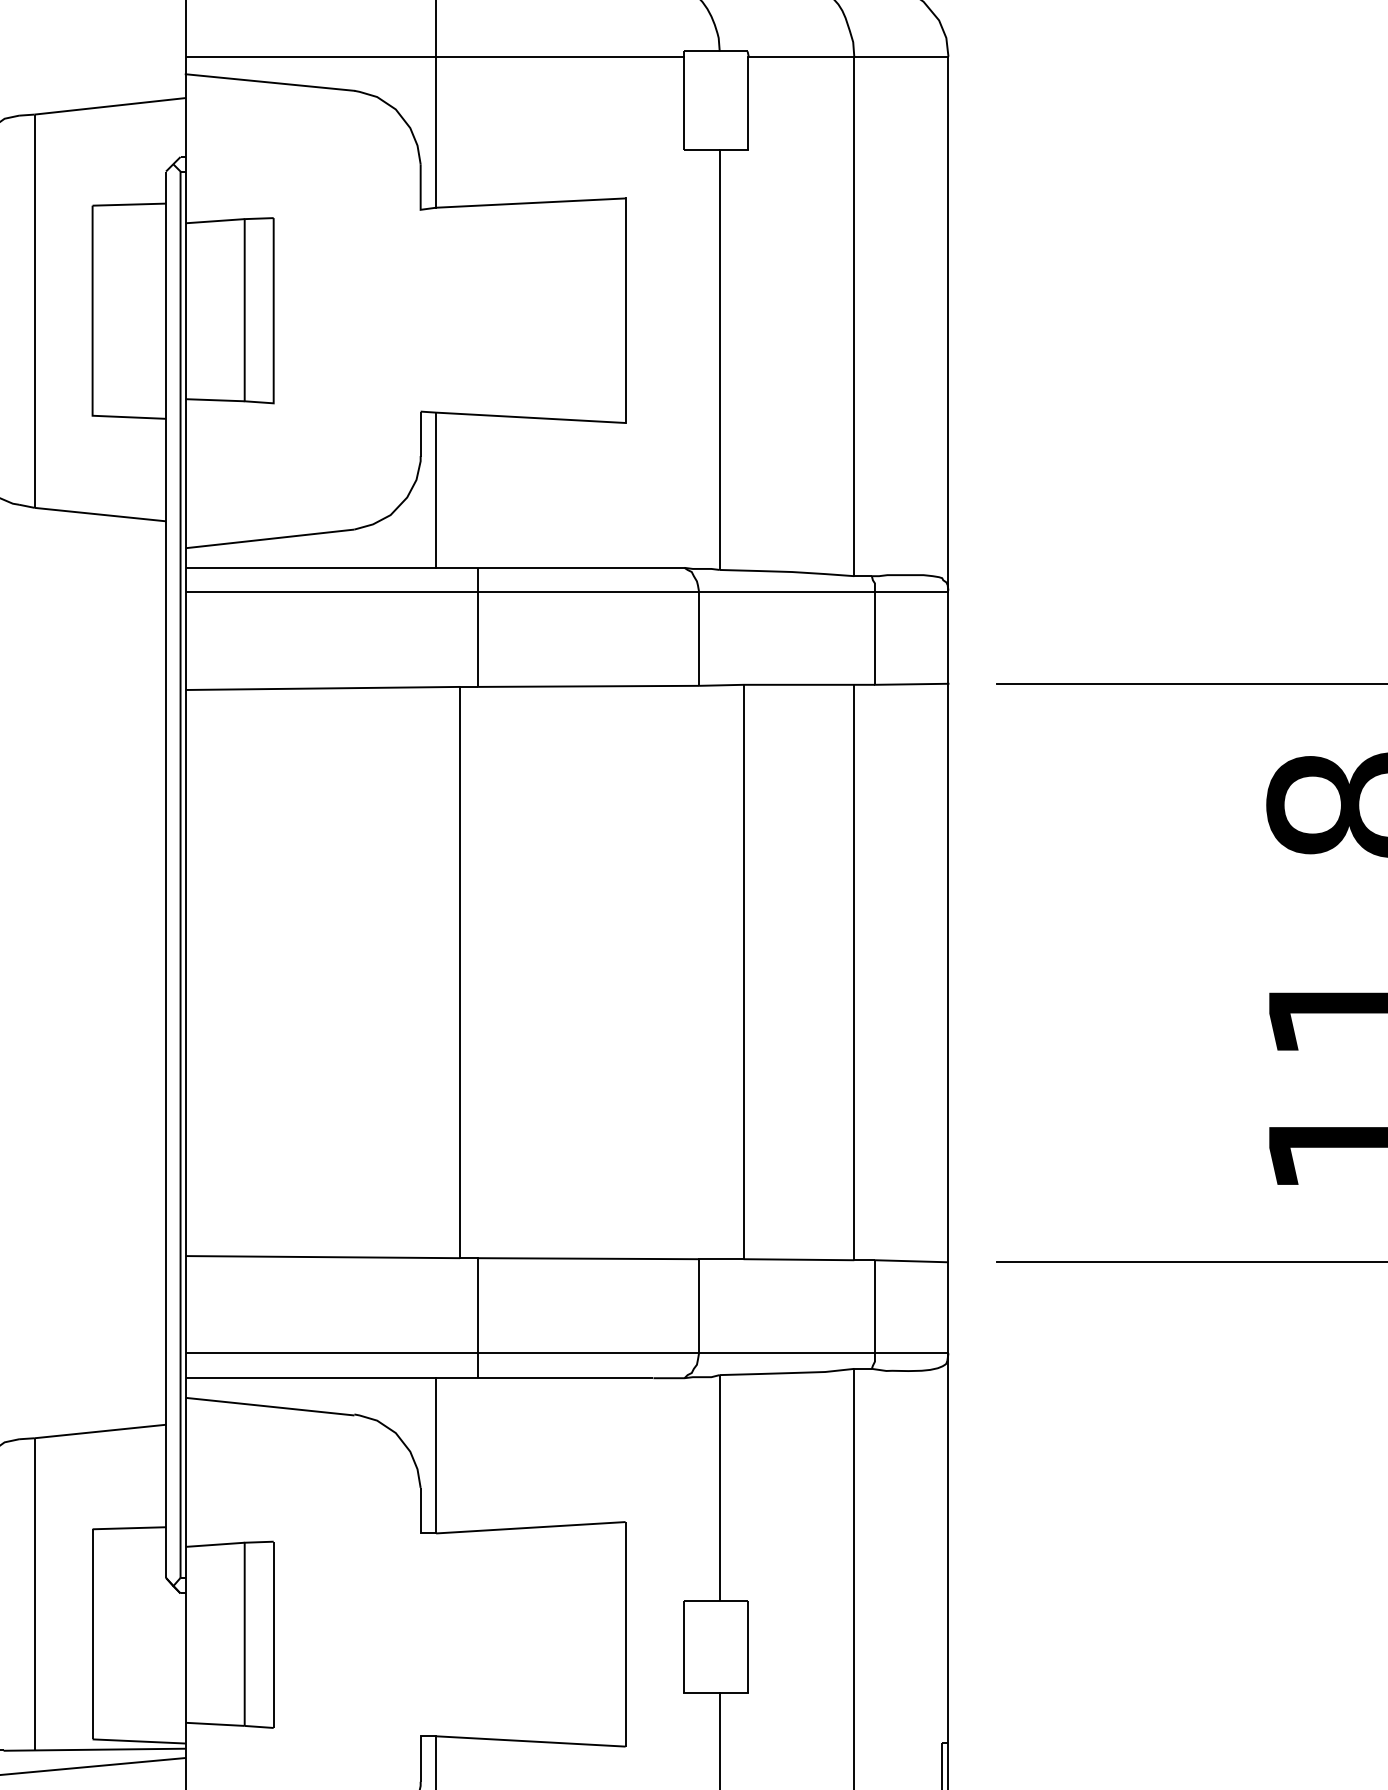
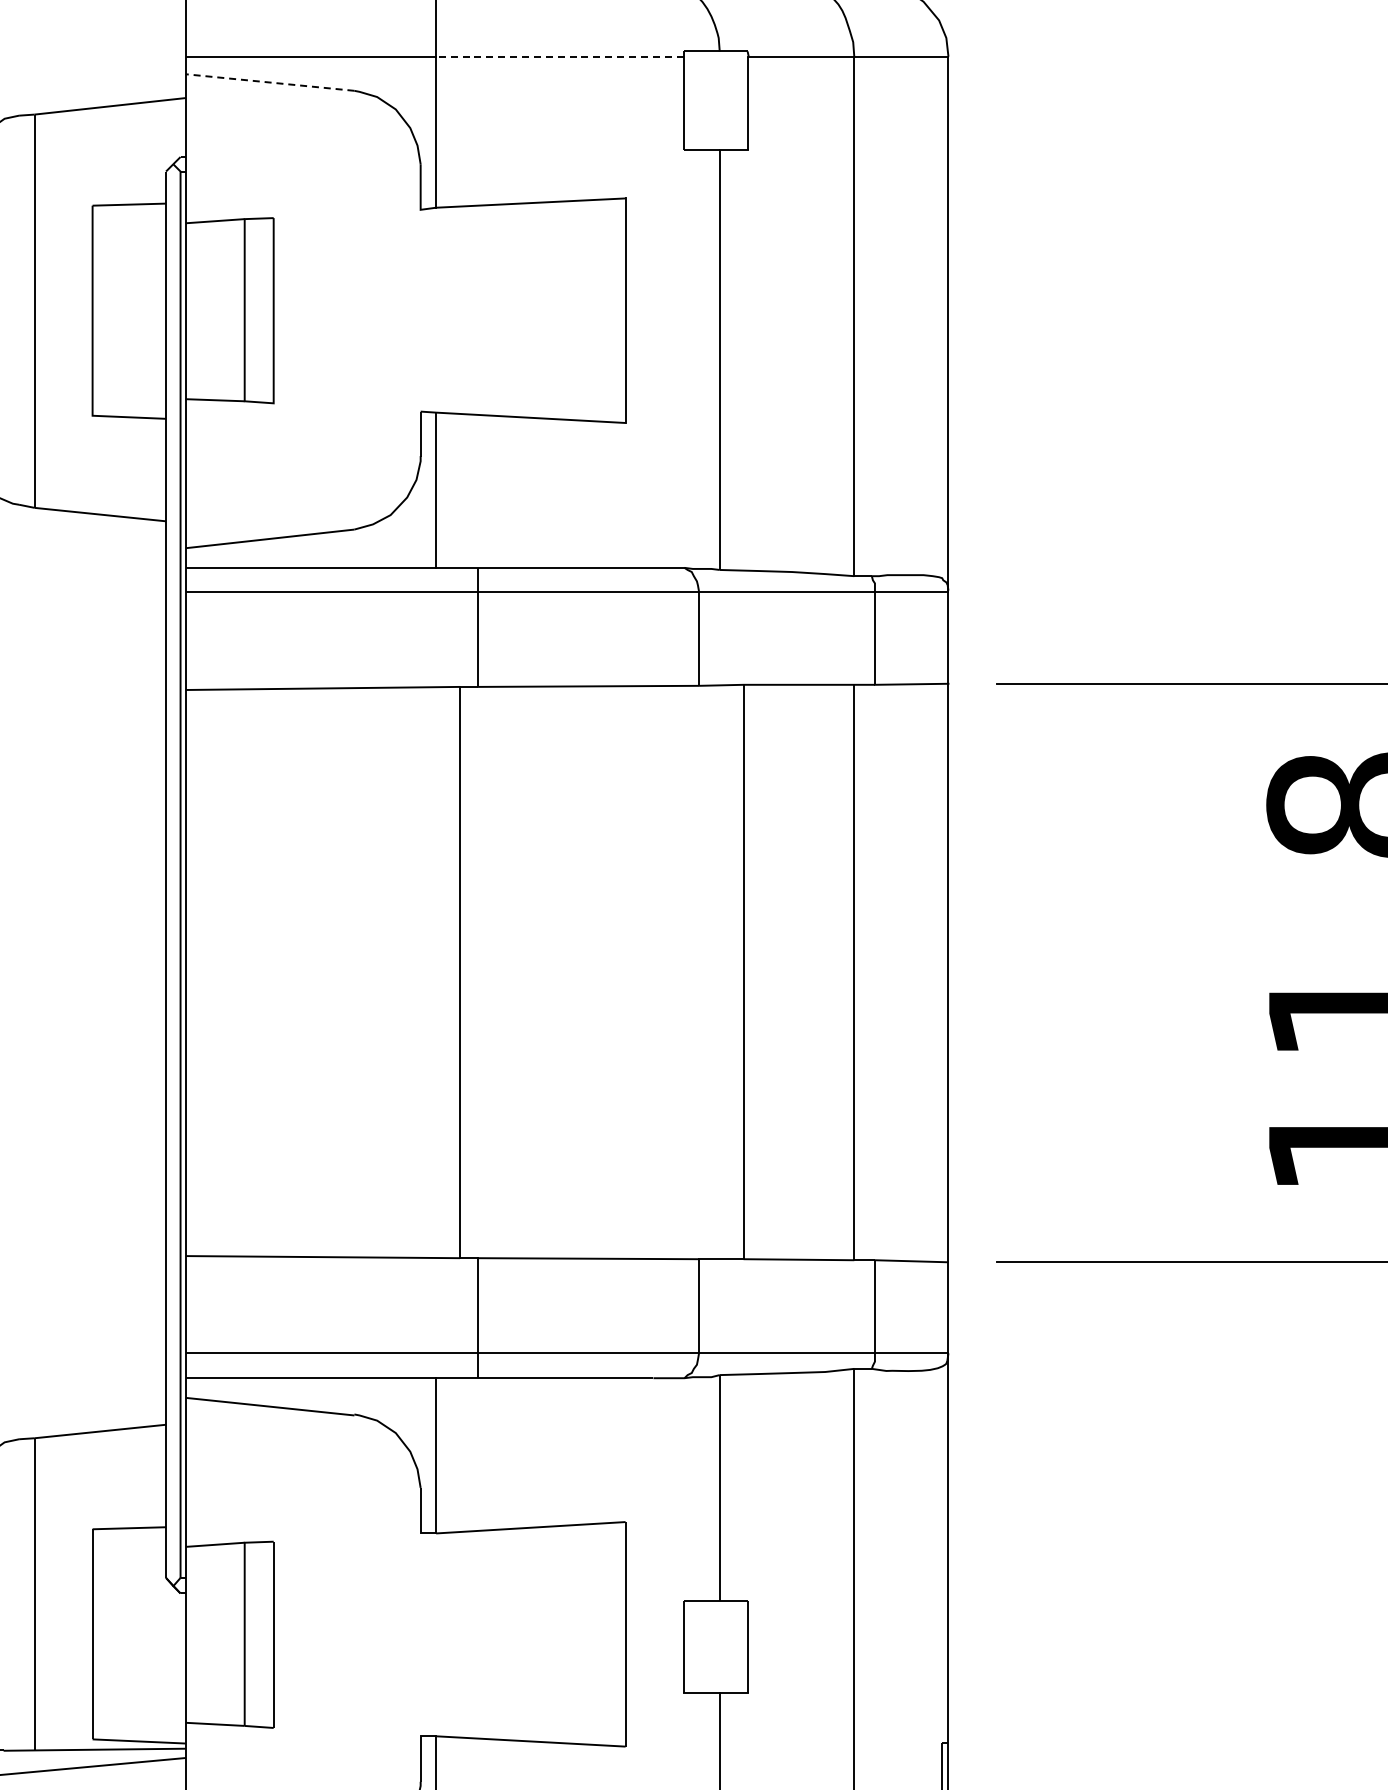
line: solid -> dashed (559, 56)
line: solid -> dashed (270, 82)
